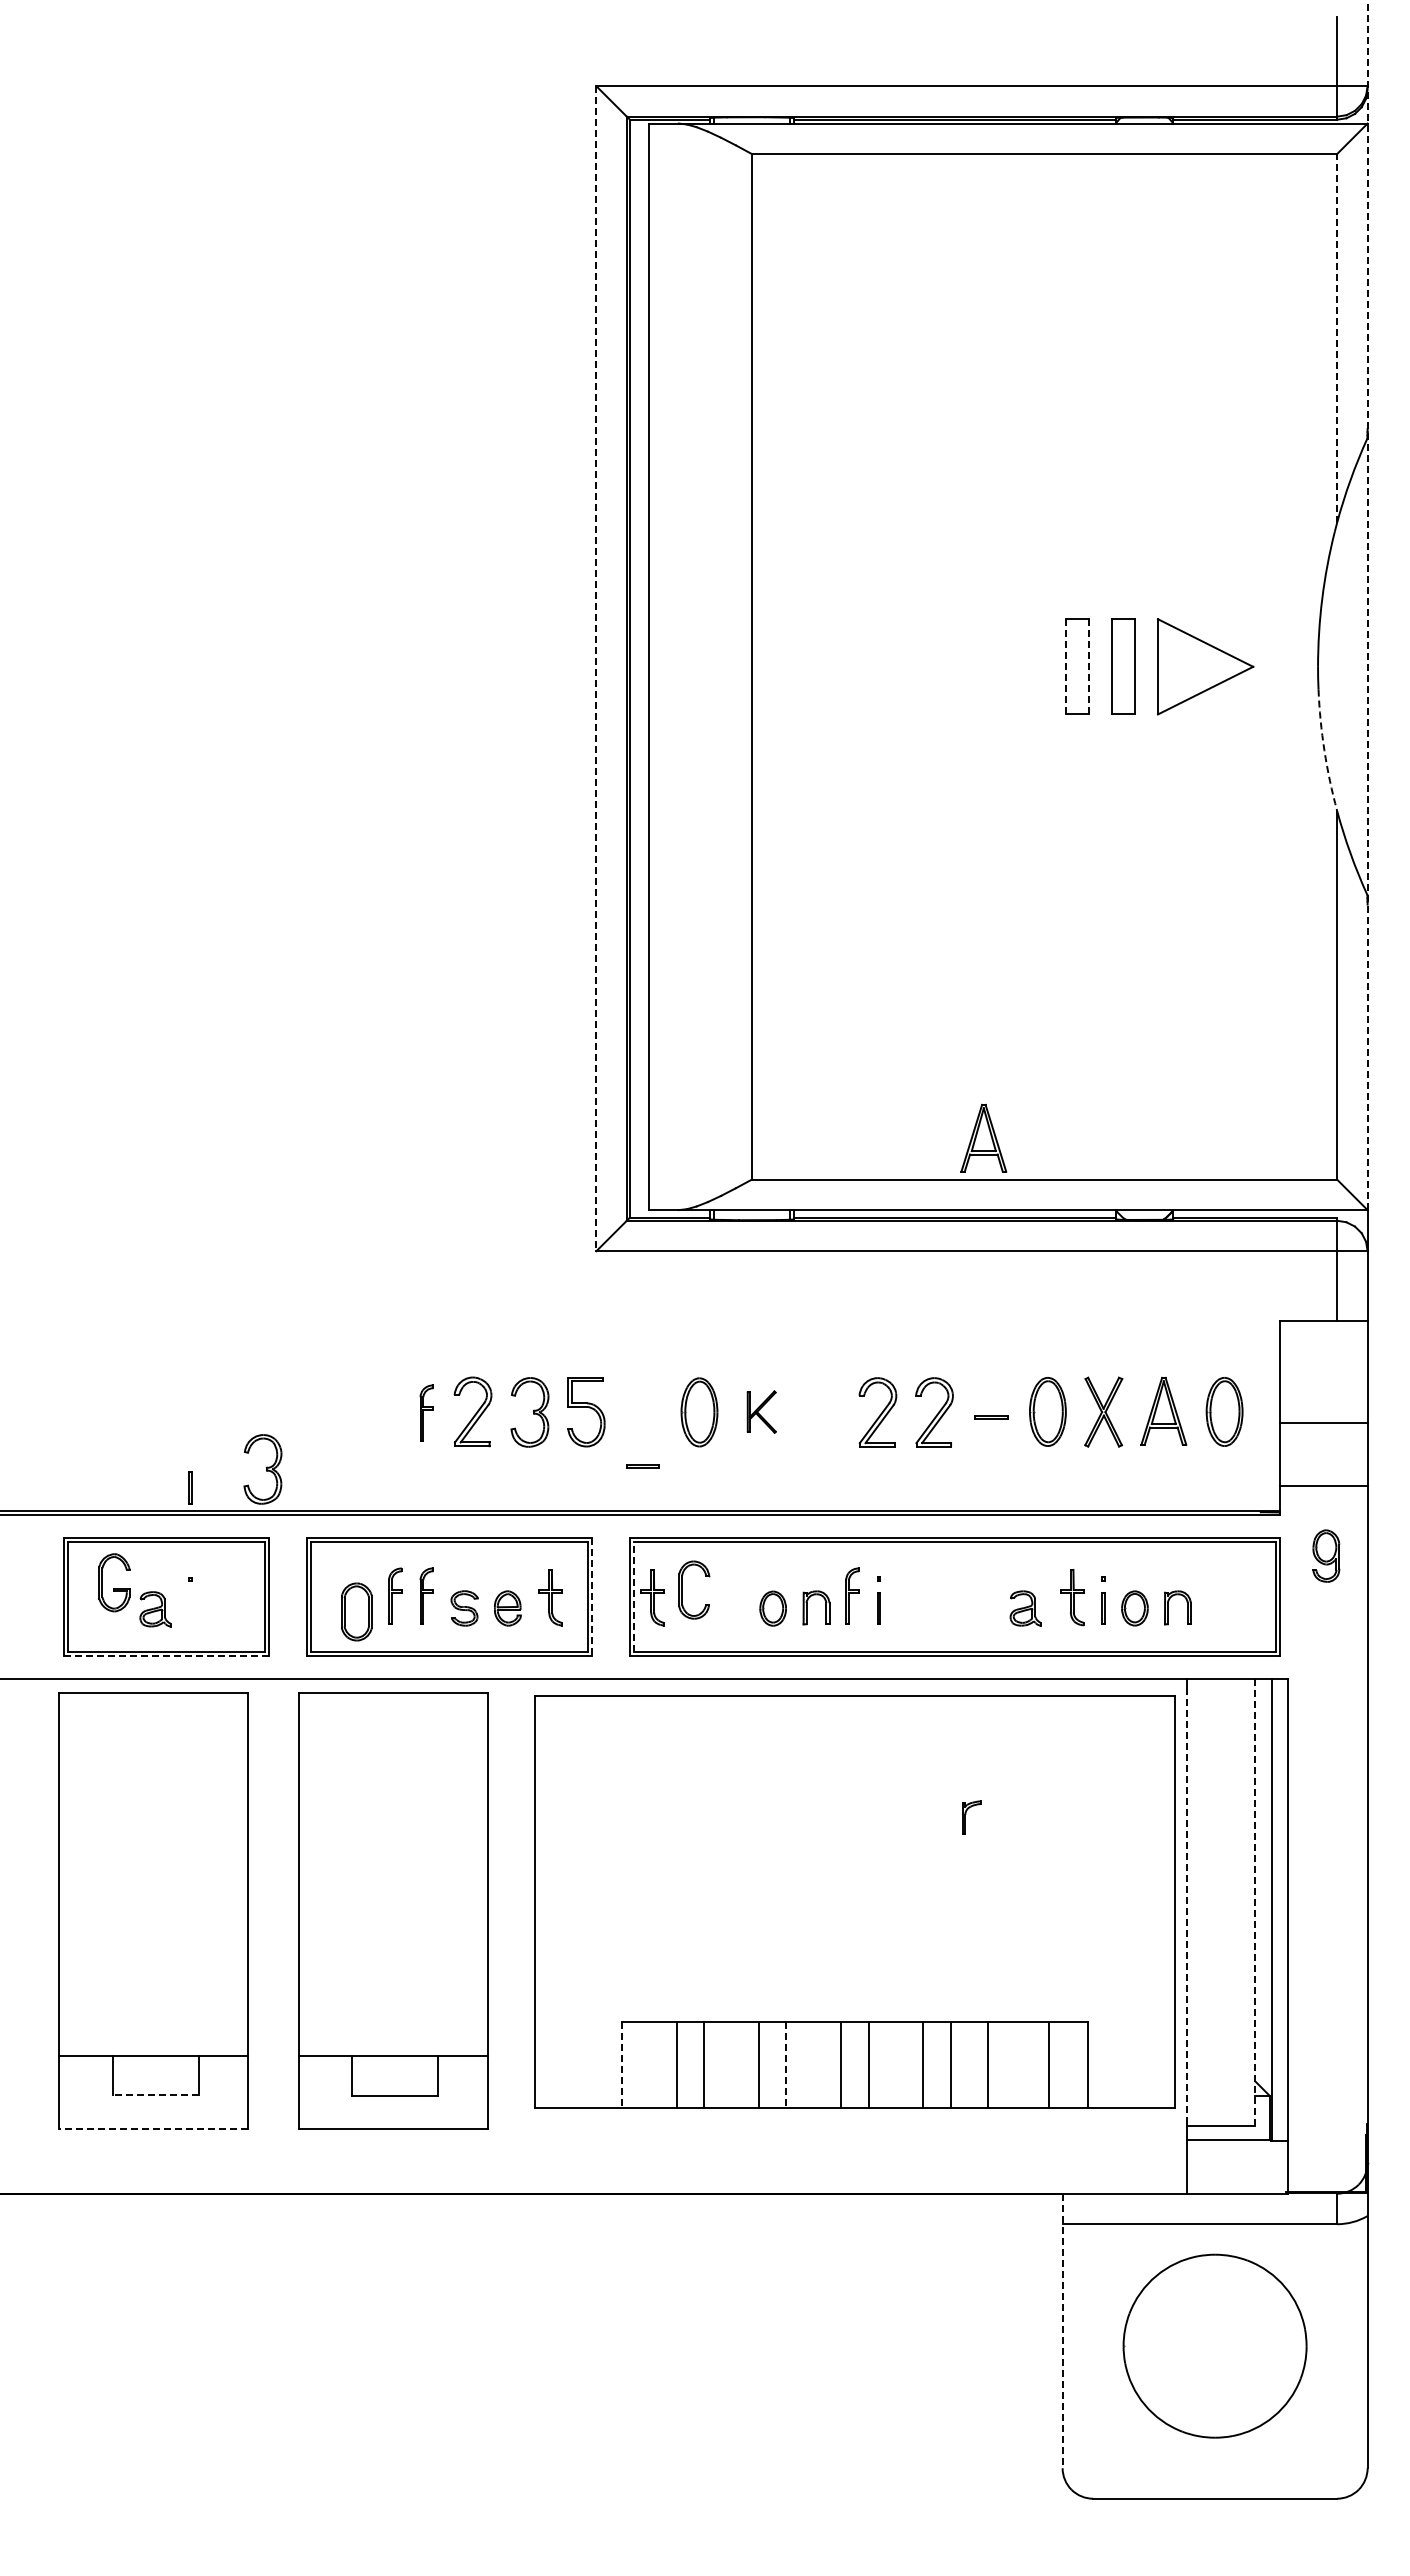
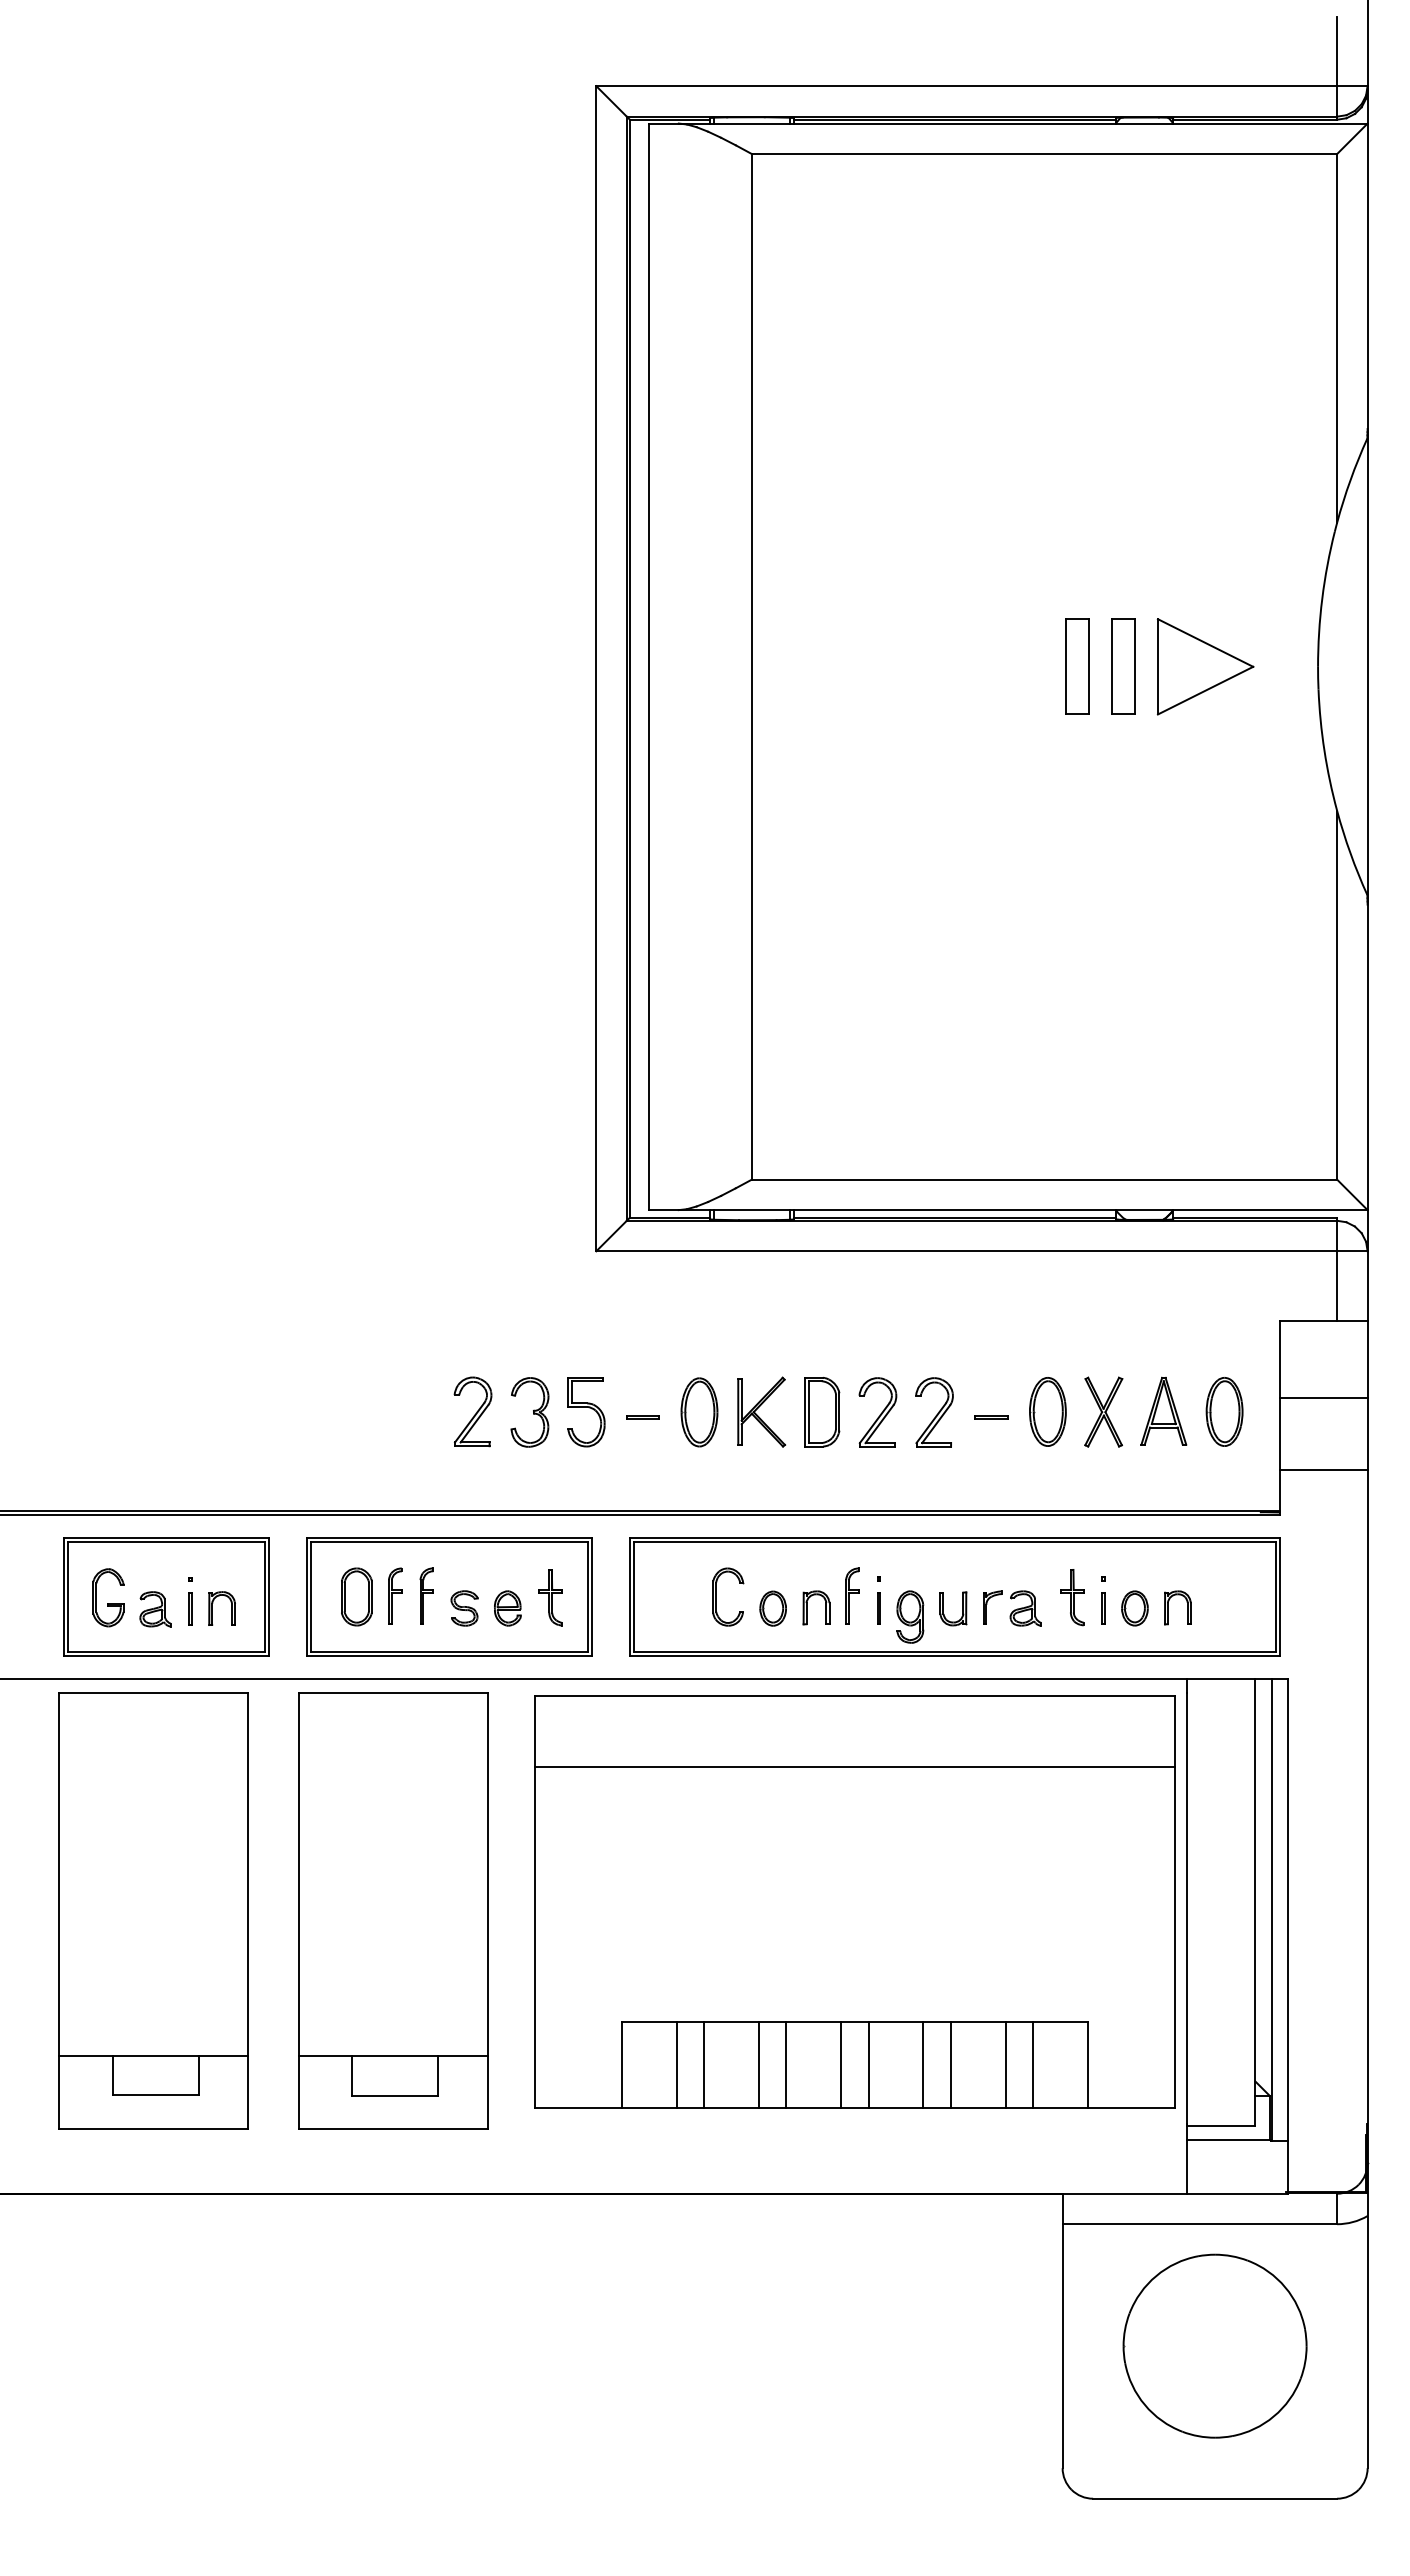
line: dashed -> solid (1337, 338)
line: dashed -> solid (1367, 605)
line: dashed -> solid (1066, 666)
line: dashed -> solid (1089, 666)
line: dashed -> solid (596, 668)
arc: dashed -> solid (1324, 750)
part: present -> none (983, 1137)
part size: 31x44 px -> 50x72 px (761, 1411)
part: present -> none (426, 1412)
part: none -> present (822, 1412)
line position: (1323, 1423) -> (1323, 1398) (1323, 1398)
line position: (642, 1465) -> (642, 1416) (642, 1416)
part: present -> none (262, 1469)
line position: (1323, 1486) -> (1323, 1470) (1323, 1470)
line position: (189, 1487) -> (189, 1608) (189, 1608)
part position: (1326, 1555) -> (910, 1616) (910, 1616)
part position: (114, 1582) -> (108, 1597) (108, 1597)
part position: (682, 1589) -> (716, 1596) (716, 1596)
line: dashed -> solid (634, 1596)
line: dashed -> solid (592, 1597)
part: present -> none (652, 1597)
part: none -> present (212, 1608)
part: none -> present (962, 1608)
part position: (356, 1611) -> (356, 1596) (356, 1596)
line: dashed -> solid (166, 1656)
line: none -> present (854, 1766)
part position: (971, 1817) -> (992, 1607) (992, 1607)
line: dashed -> solid (1255, 1901)
line: dashed -> solid (1187, 1908)
line: dashed -> solid (621, 2064)
line: dashed -> solid (786, 2064)
line position: (987, 2064) -> (1005, 2064) (1005, 2064)
line position: (1048, 2064) -> (1032, 2064) (1032, 2064)
line: dashed -> solid (155, 2095)
line: dashed -> solid (153, 2128)
line: dashed -> solid (1062, 2331)
